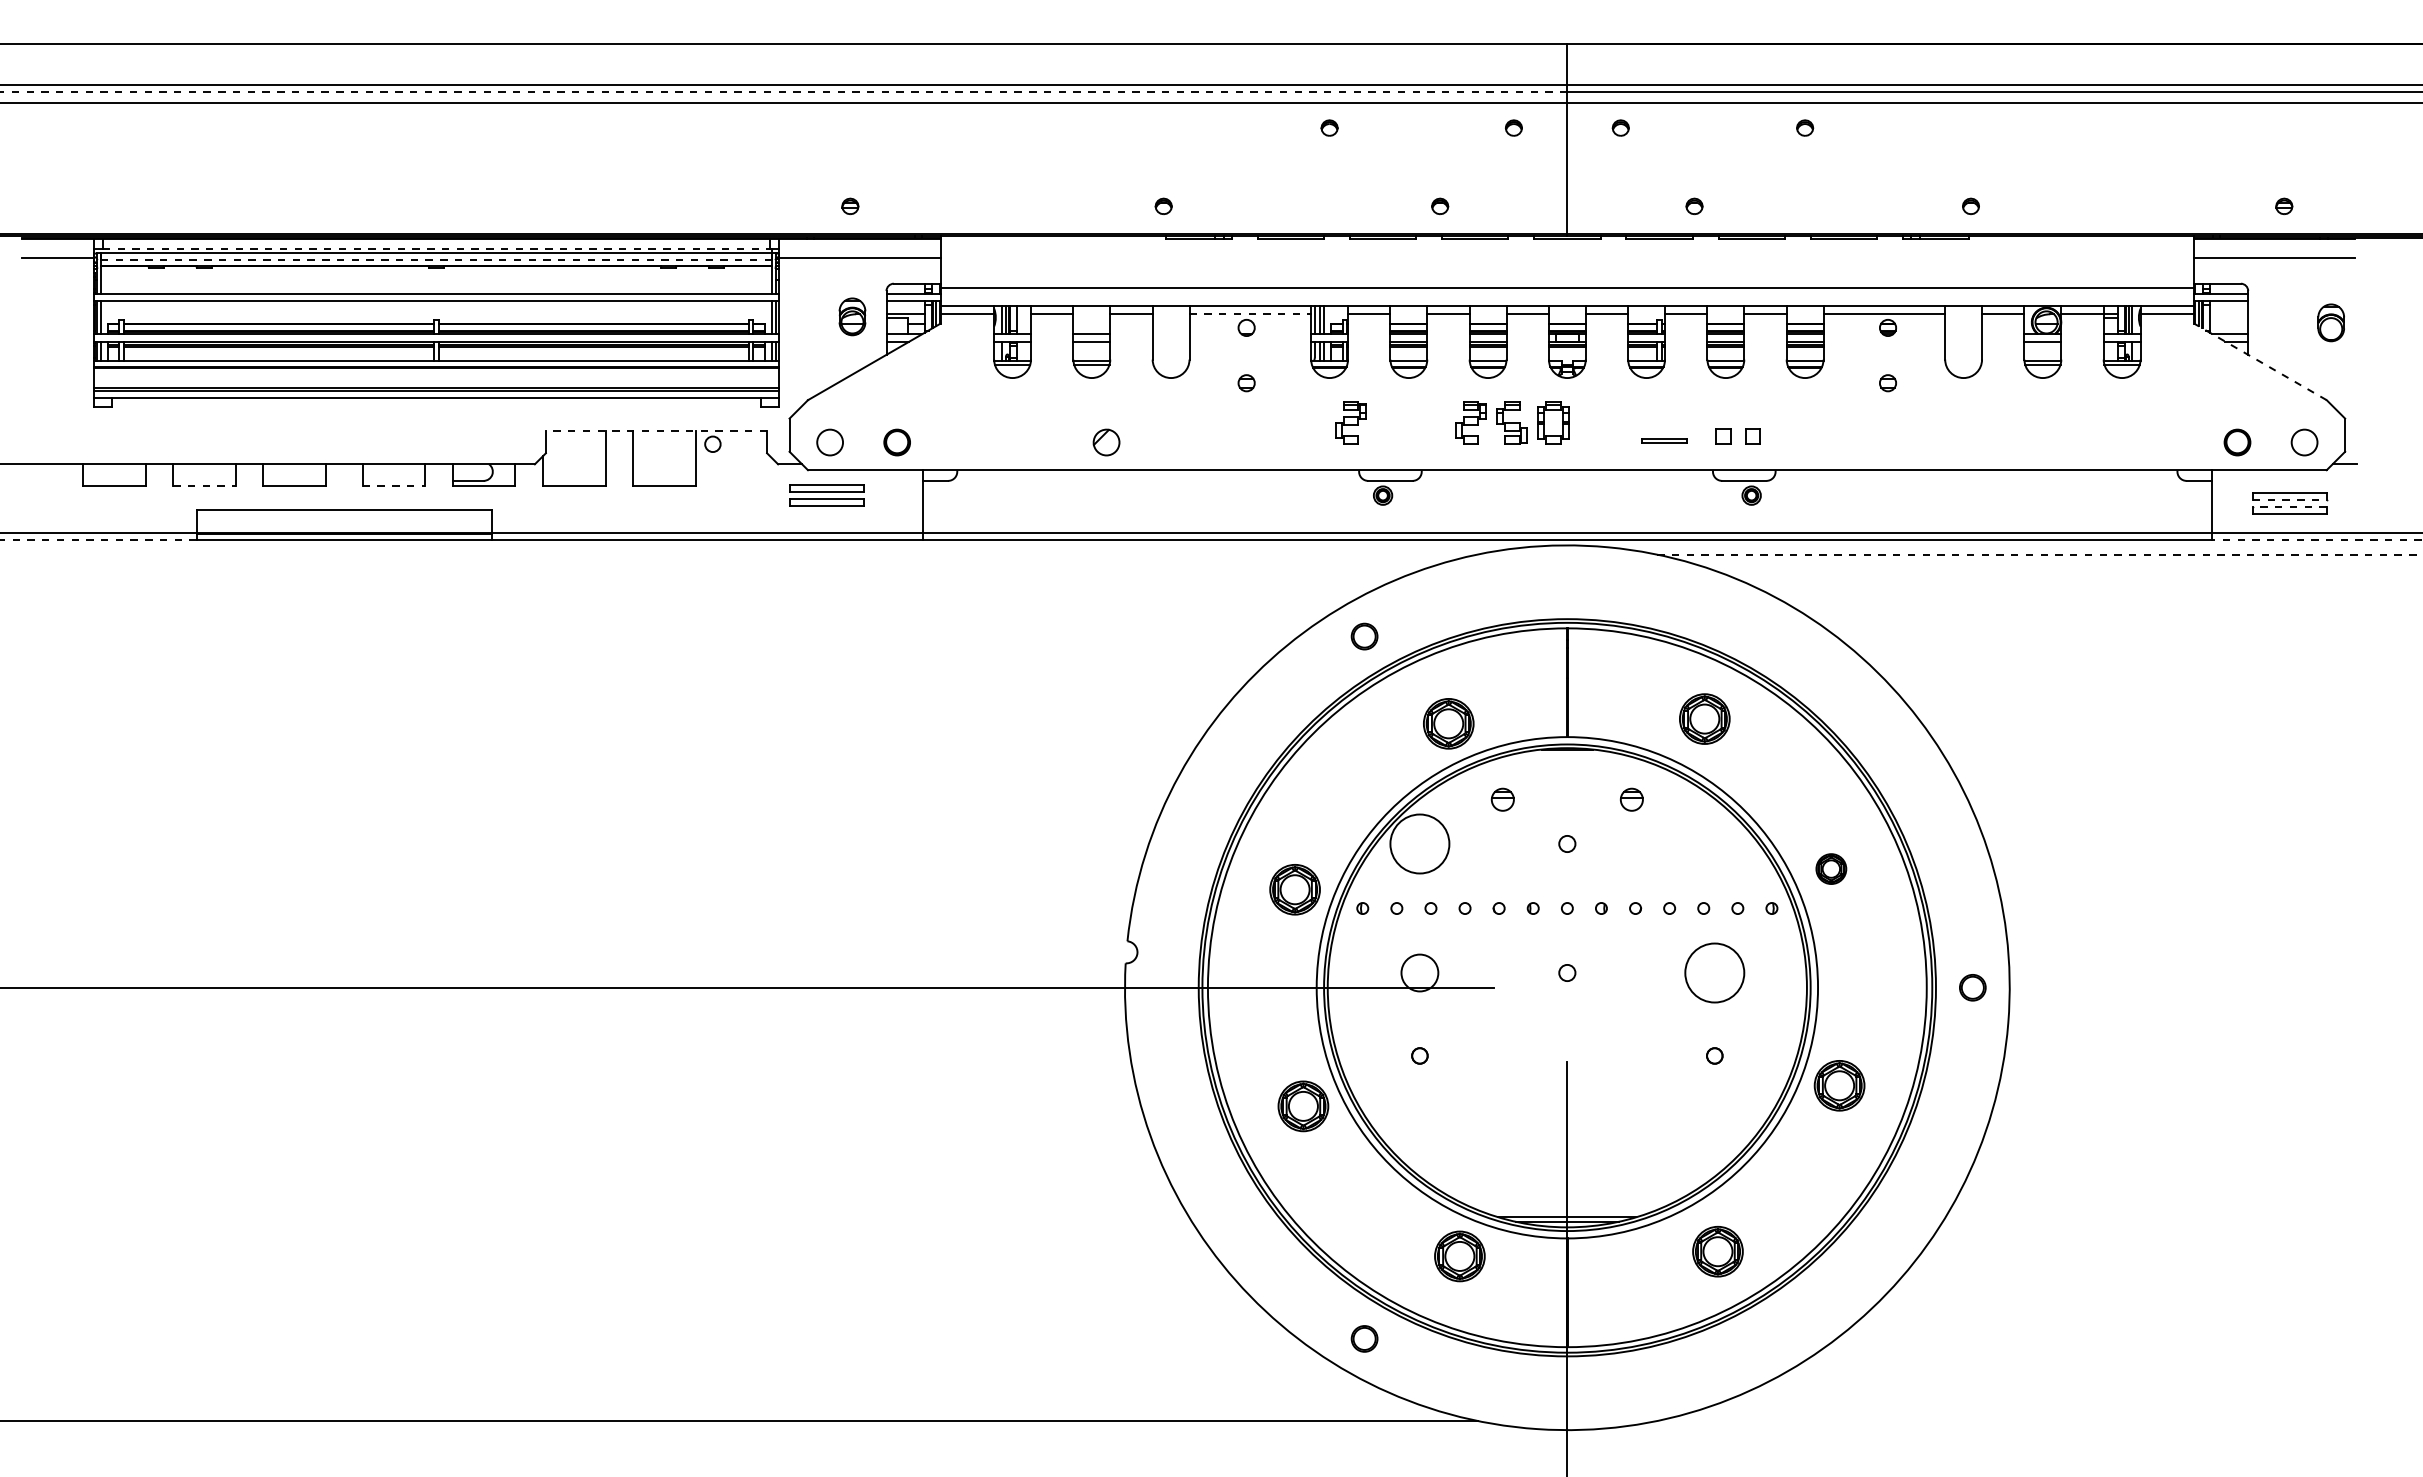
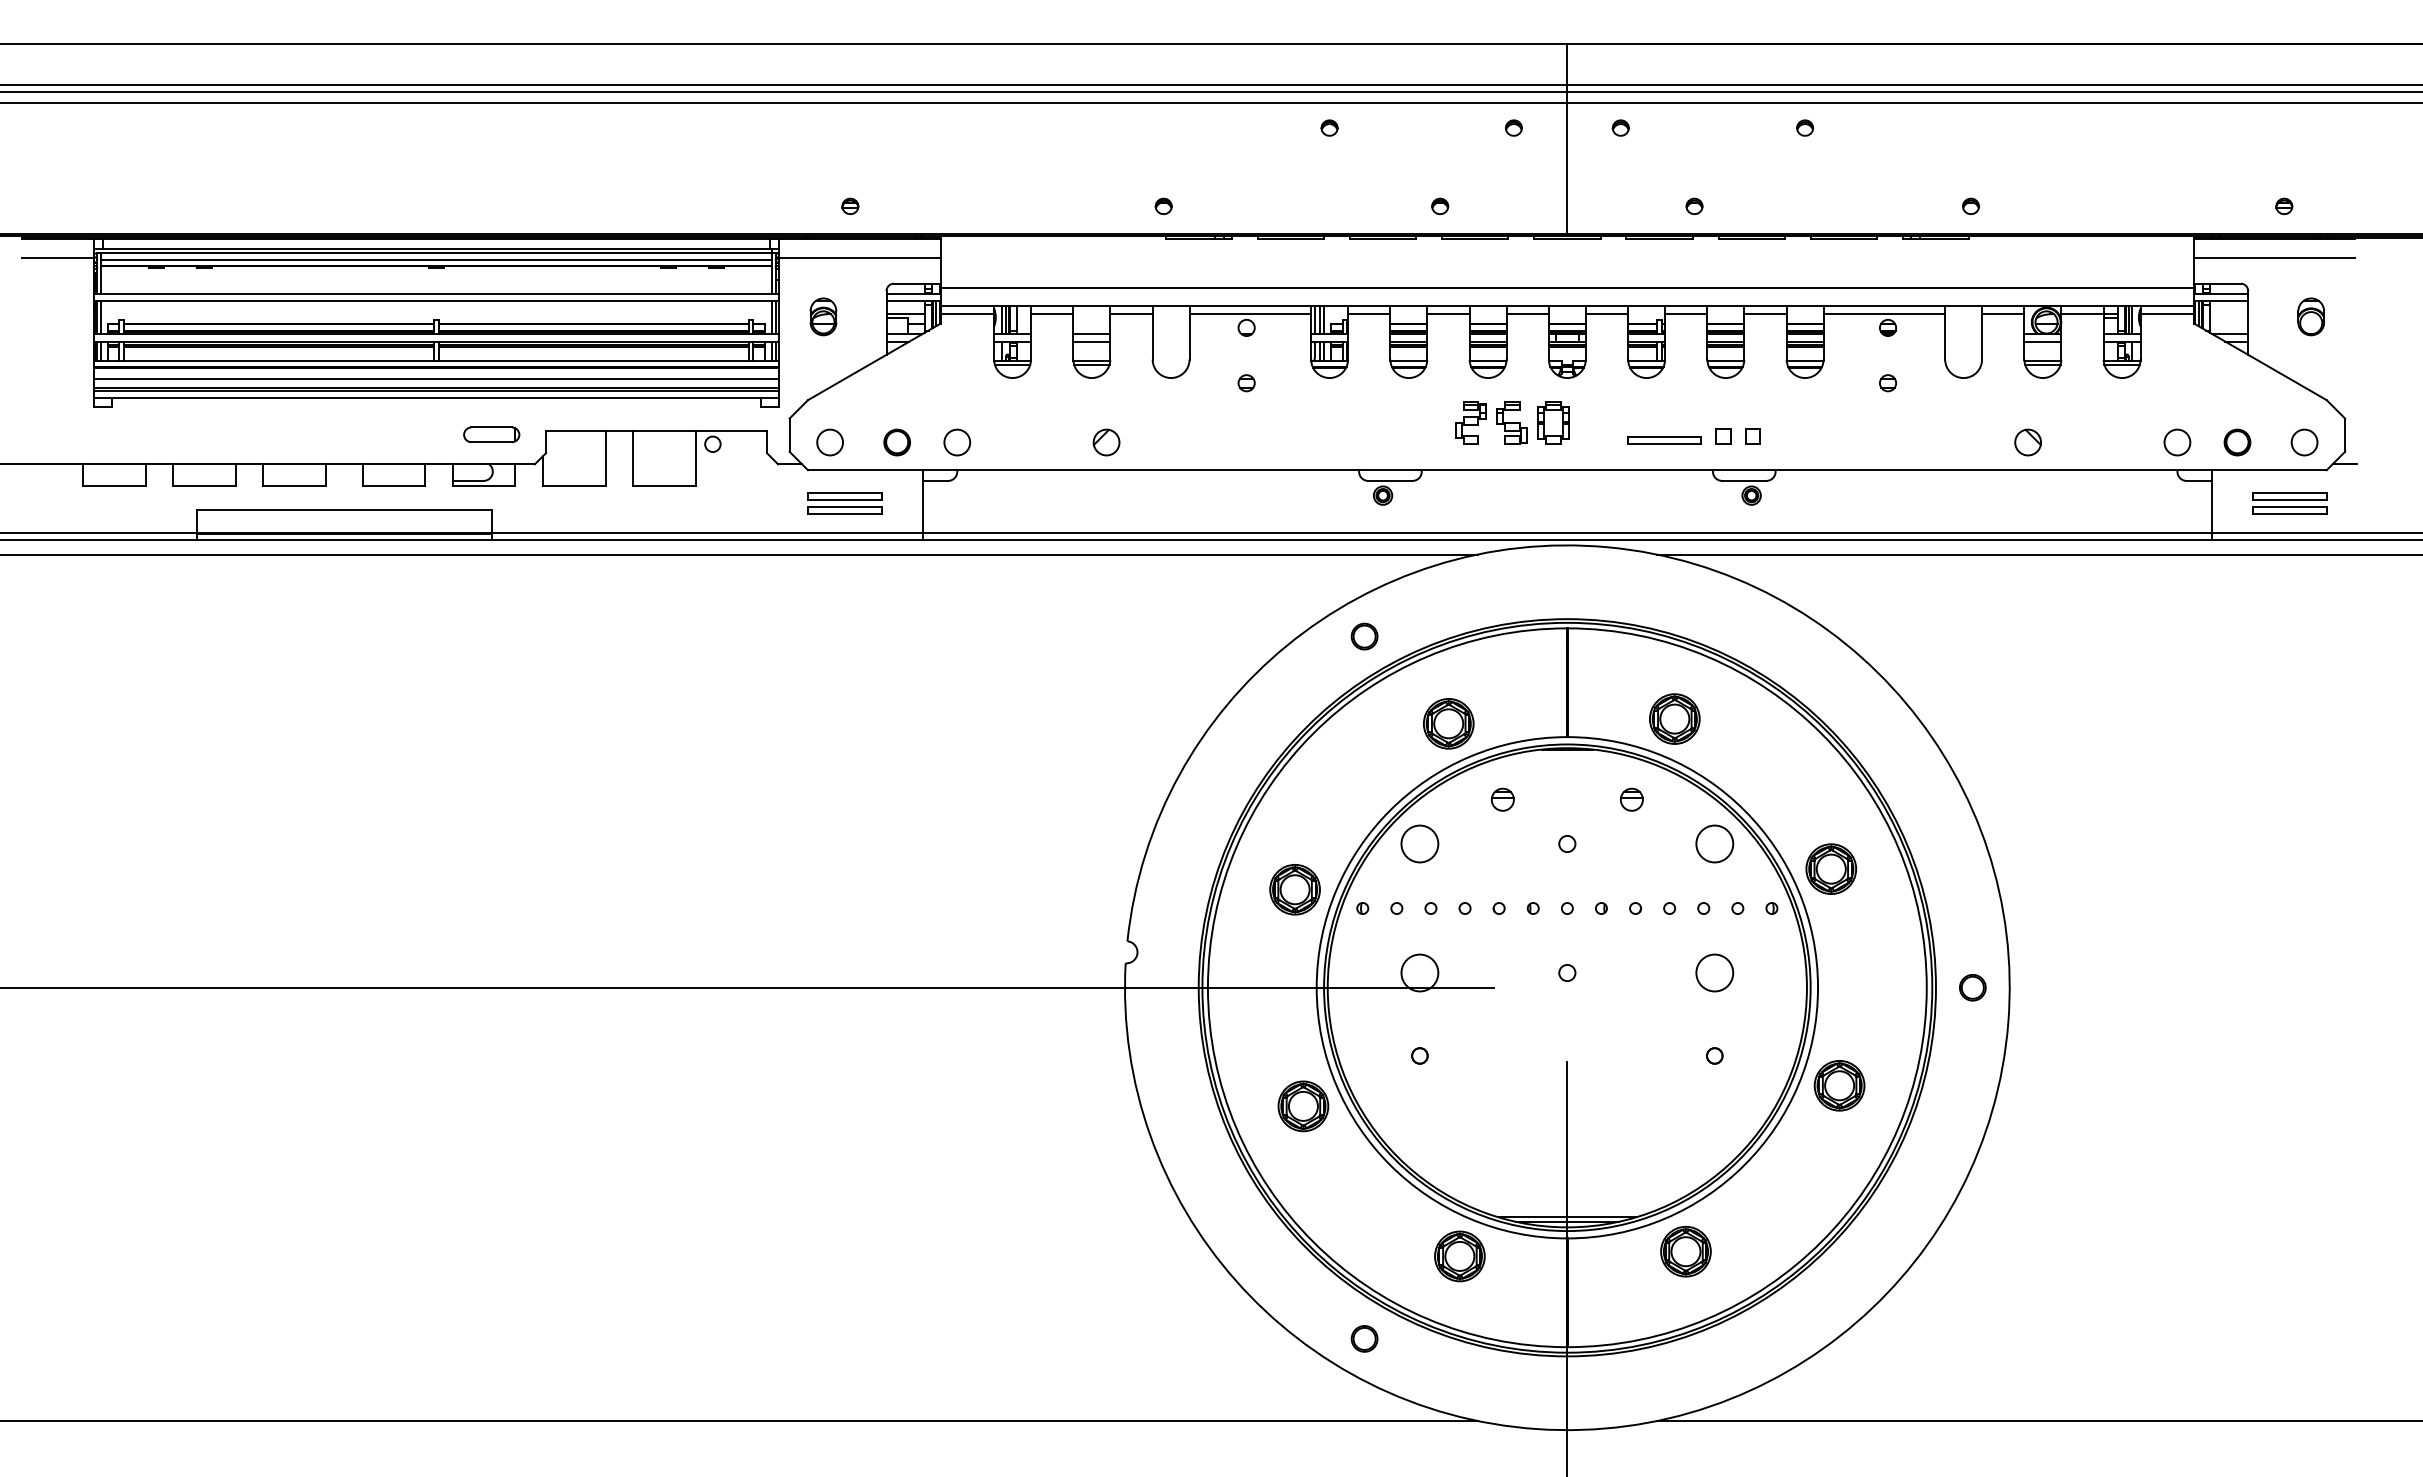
line: dashed -> solid (783, 92)
line: dashed -> solid (436, 248)
line: dashed -> solid (436, 259)
line: dashed -> solid (1250, 313)
part position: (852, 316) -> (823, 316) (823, 316)
part position: (2330, 322) -> (2310, 316) (2310, 316)
line: dashed -> solid (2260, 361)
line: none -> present (436, 378)
part: present -> none (1350, 422)
line: dashed -> solid (656, 431)
part: none -> present (491, 434)
part size: 47x6 px -> 75x9 px (1664, 440)
circle: none -> present (957, 442)
part: none -> present (2027, 442)
circle: none -> present (2177, 442)
line: dashed -> solid (204, 485)
line: dashed -> solid (394, 485)
part position: (826, 495) -> (844, 503) (844, 503)
line: dashed -> solid (2289, 499)
line: dashed -> solid (2289, 507)
line: dashed -> solid (97, 539)
line: dashed -> solid (2316, 539)
line: none -> present (739, 554)
line: dashed -> solid (2040, 554)
part position: (1704, 718) -> (1674, 718) (1674, 718)
circle diameter: 59 px -> 37 px (1419, 843)
circle: none -> present (1714, 843)
part size: 33x32 px -> 53x52 px (1831, 868)
circle diameter: 59 px -> 37 px (1714, 972)
part position: (1717, 1251) -> (1685, 1251) (1685, 1251)
line: none -> present (2038, 1420)
